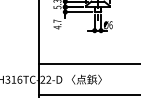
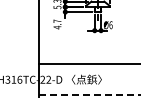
line: solid -> dashed (90, 95)
